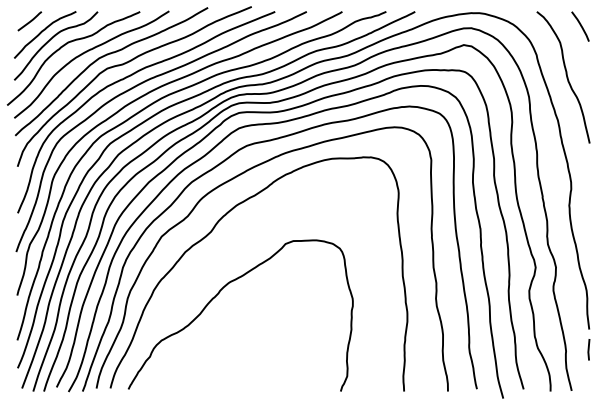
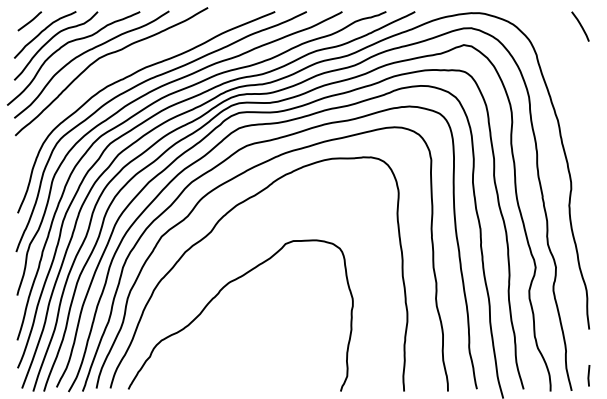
curve: present -> none (123, 65)
curve: present -> none (566, 77)
line position: (588, 349) -> (588, 375) (588, 375)
